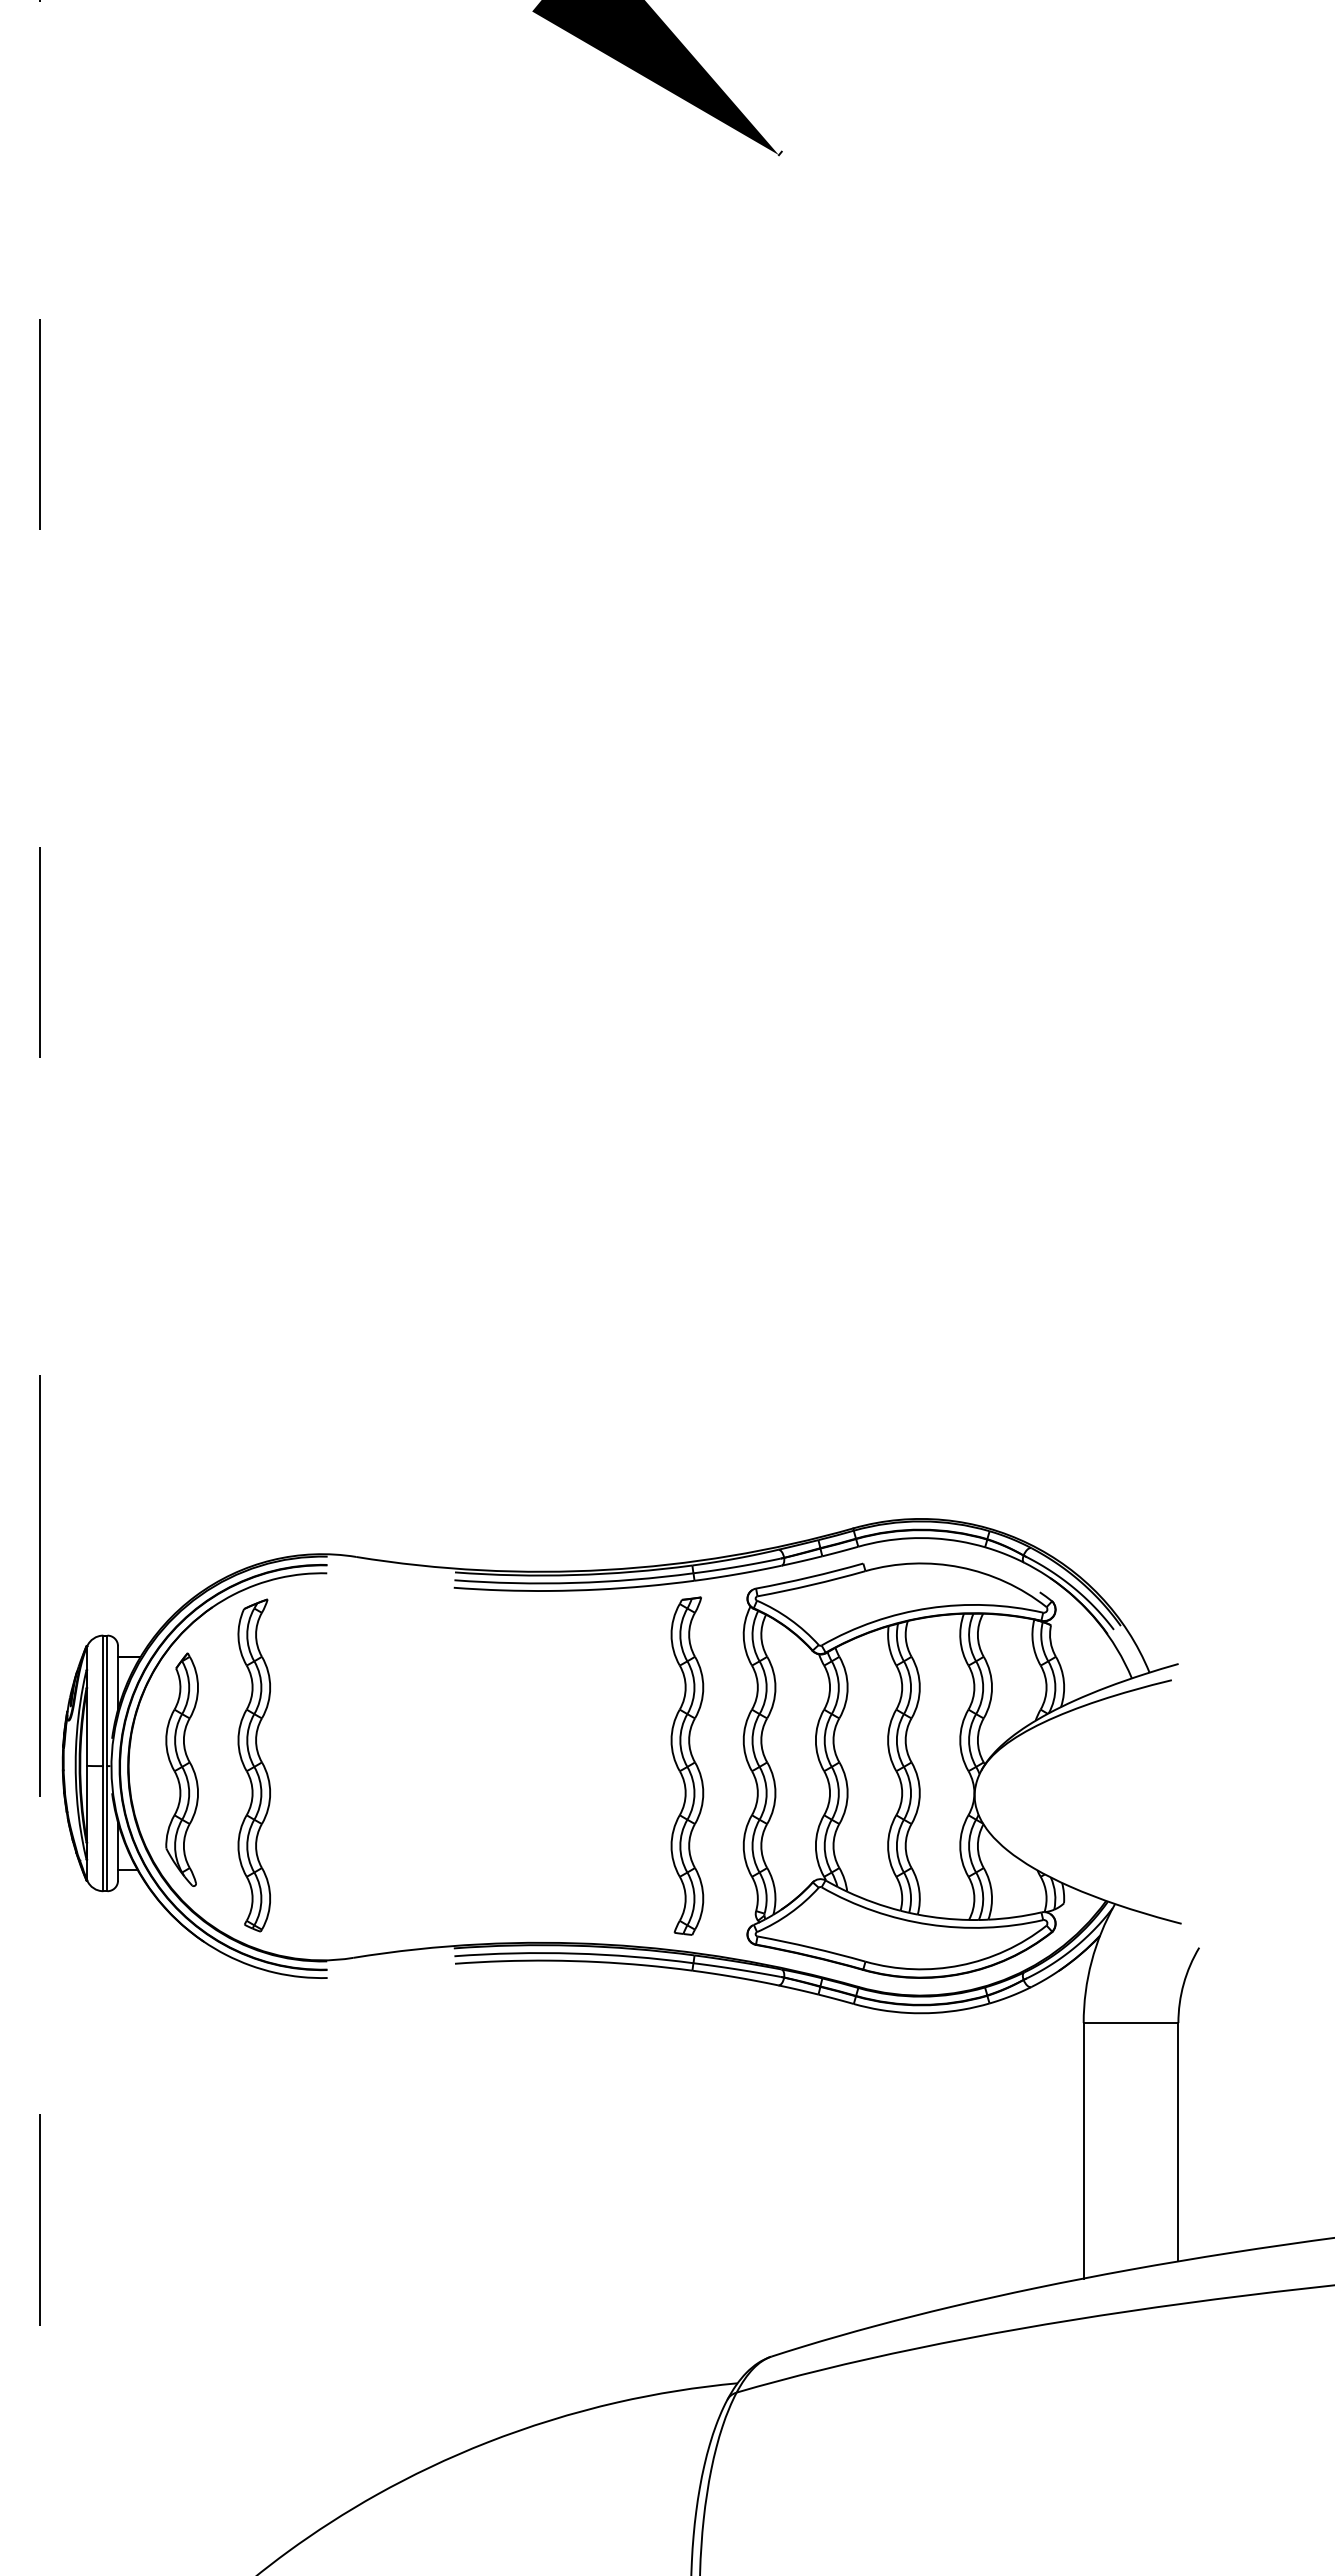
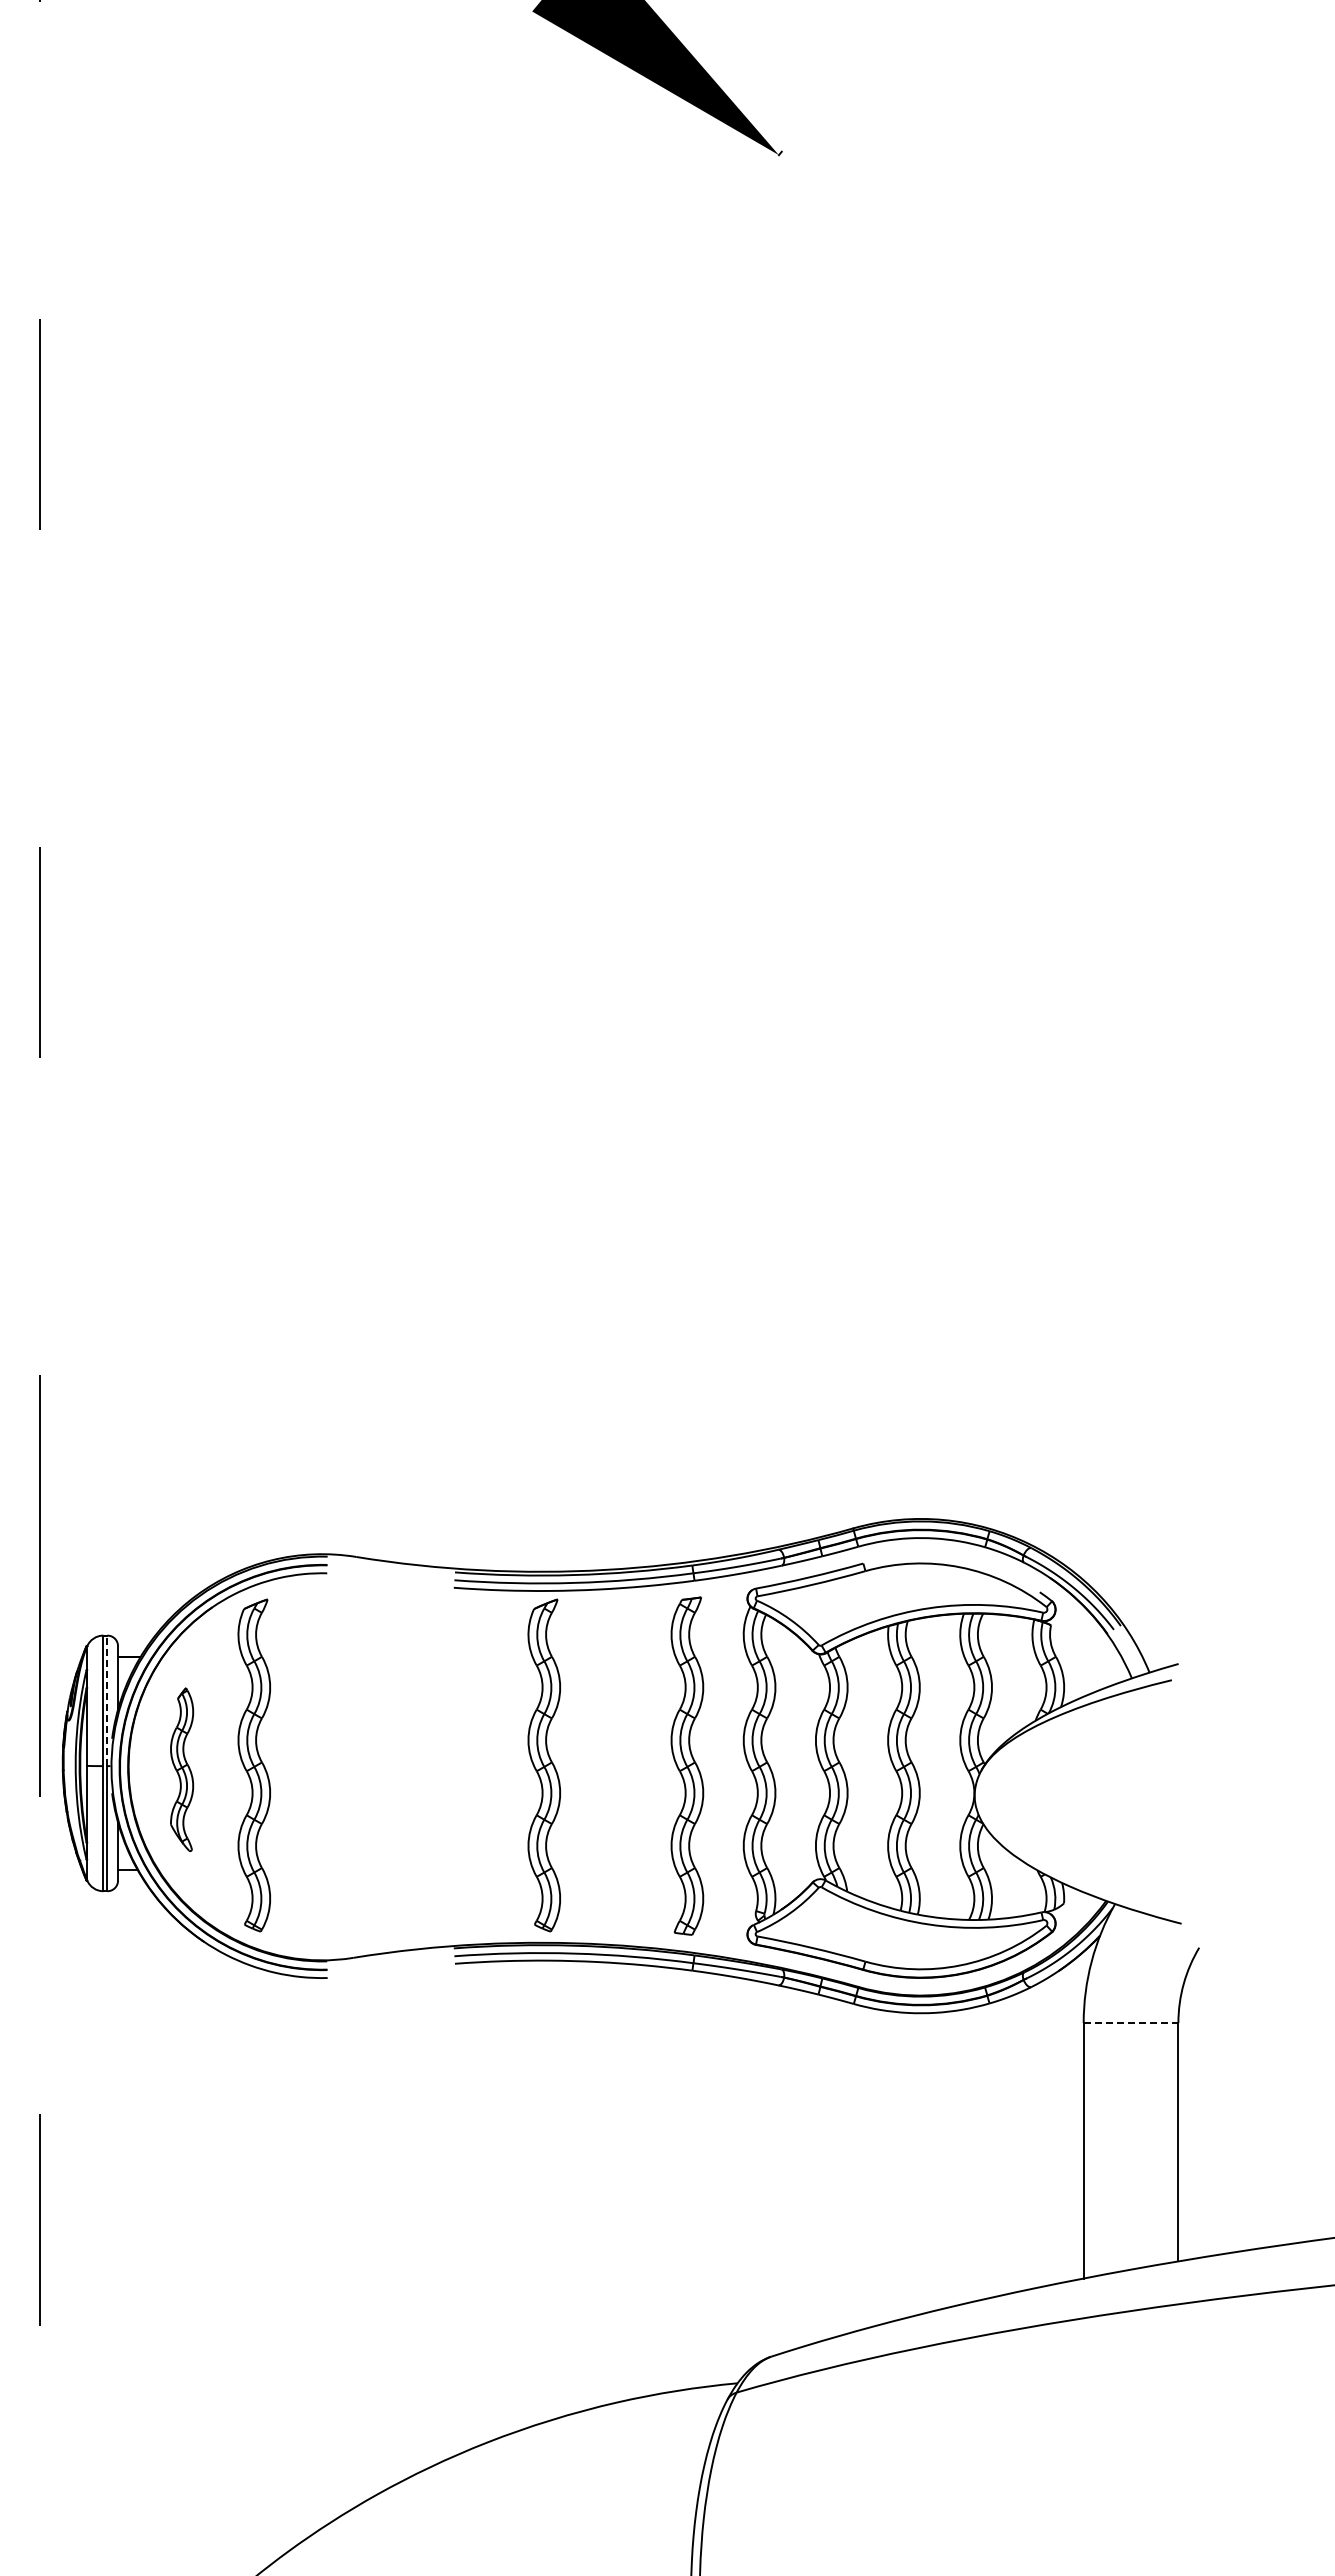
line: solid -> dashed (107, 1700)
part: none -> present (543, 1765)
part size: 34x235 px -> 25x165 px (182, 1769)
line: solid -> dashed (1131, 2023)
